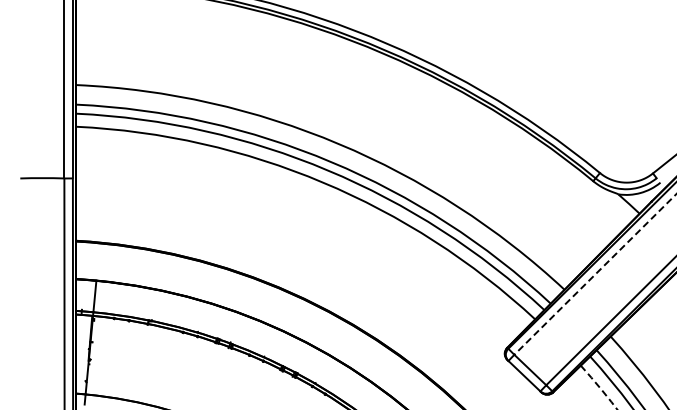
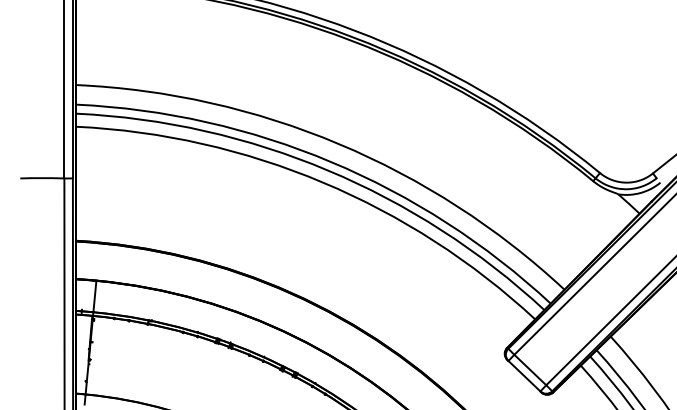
line: dashed -> solid (595, 274)
arc: dashed -> solid (600, 388)
